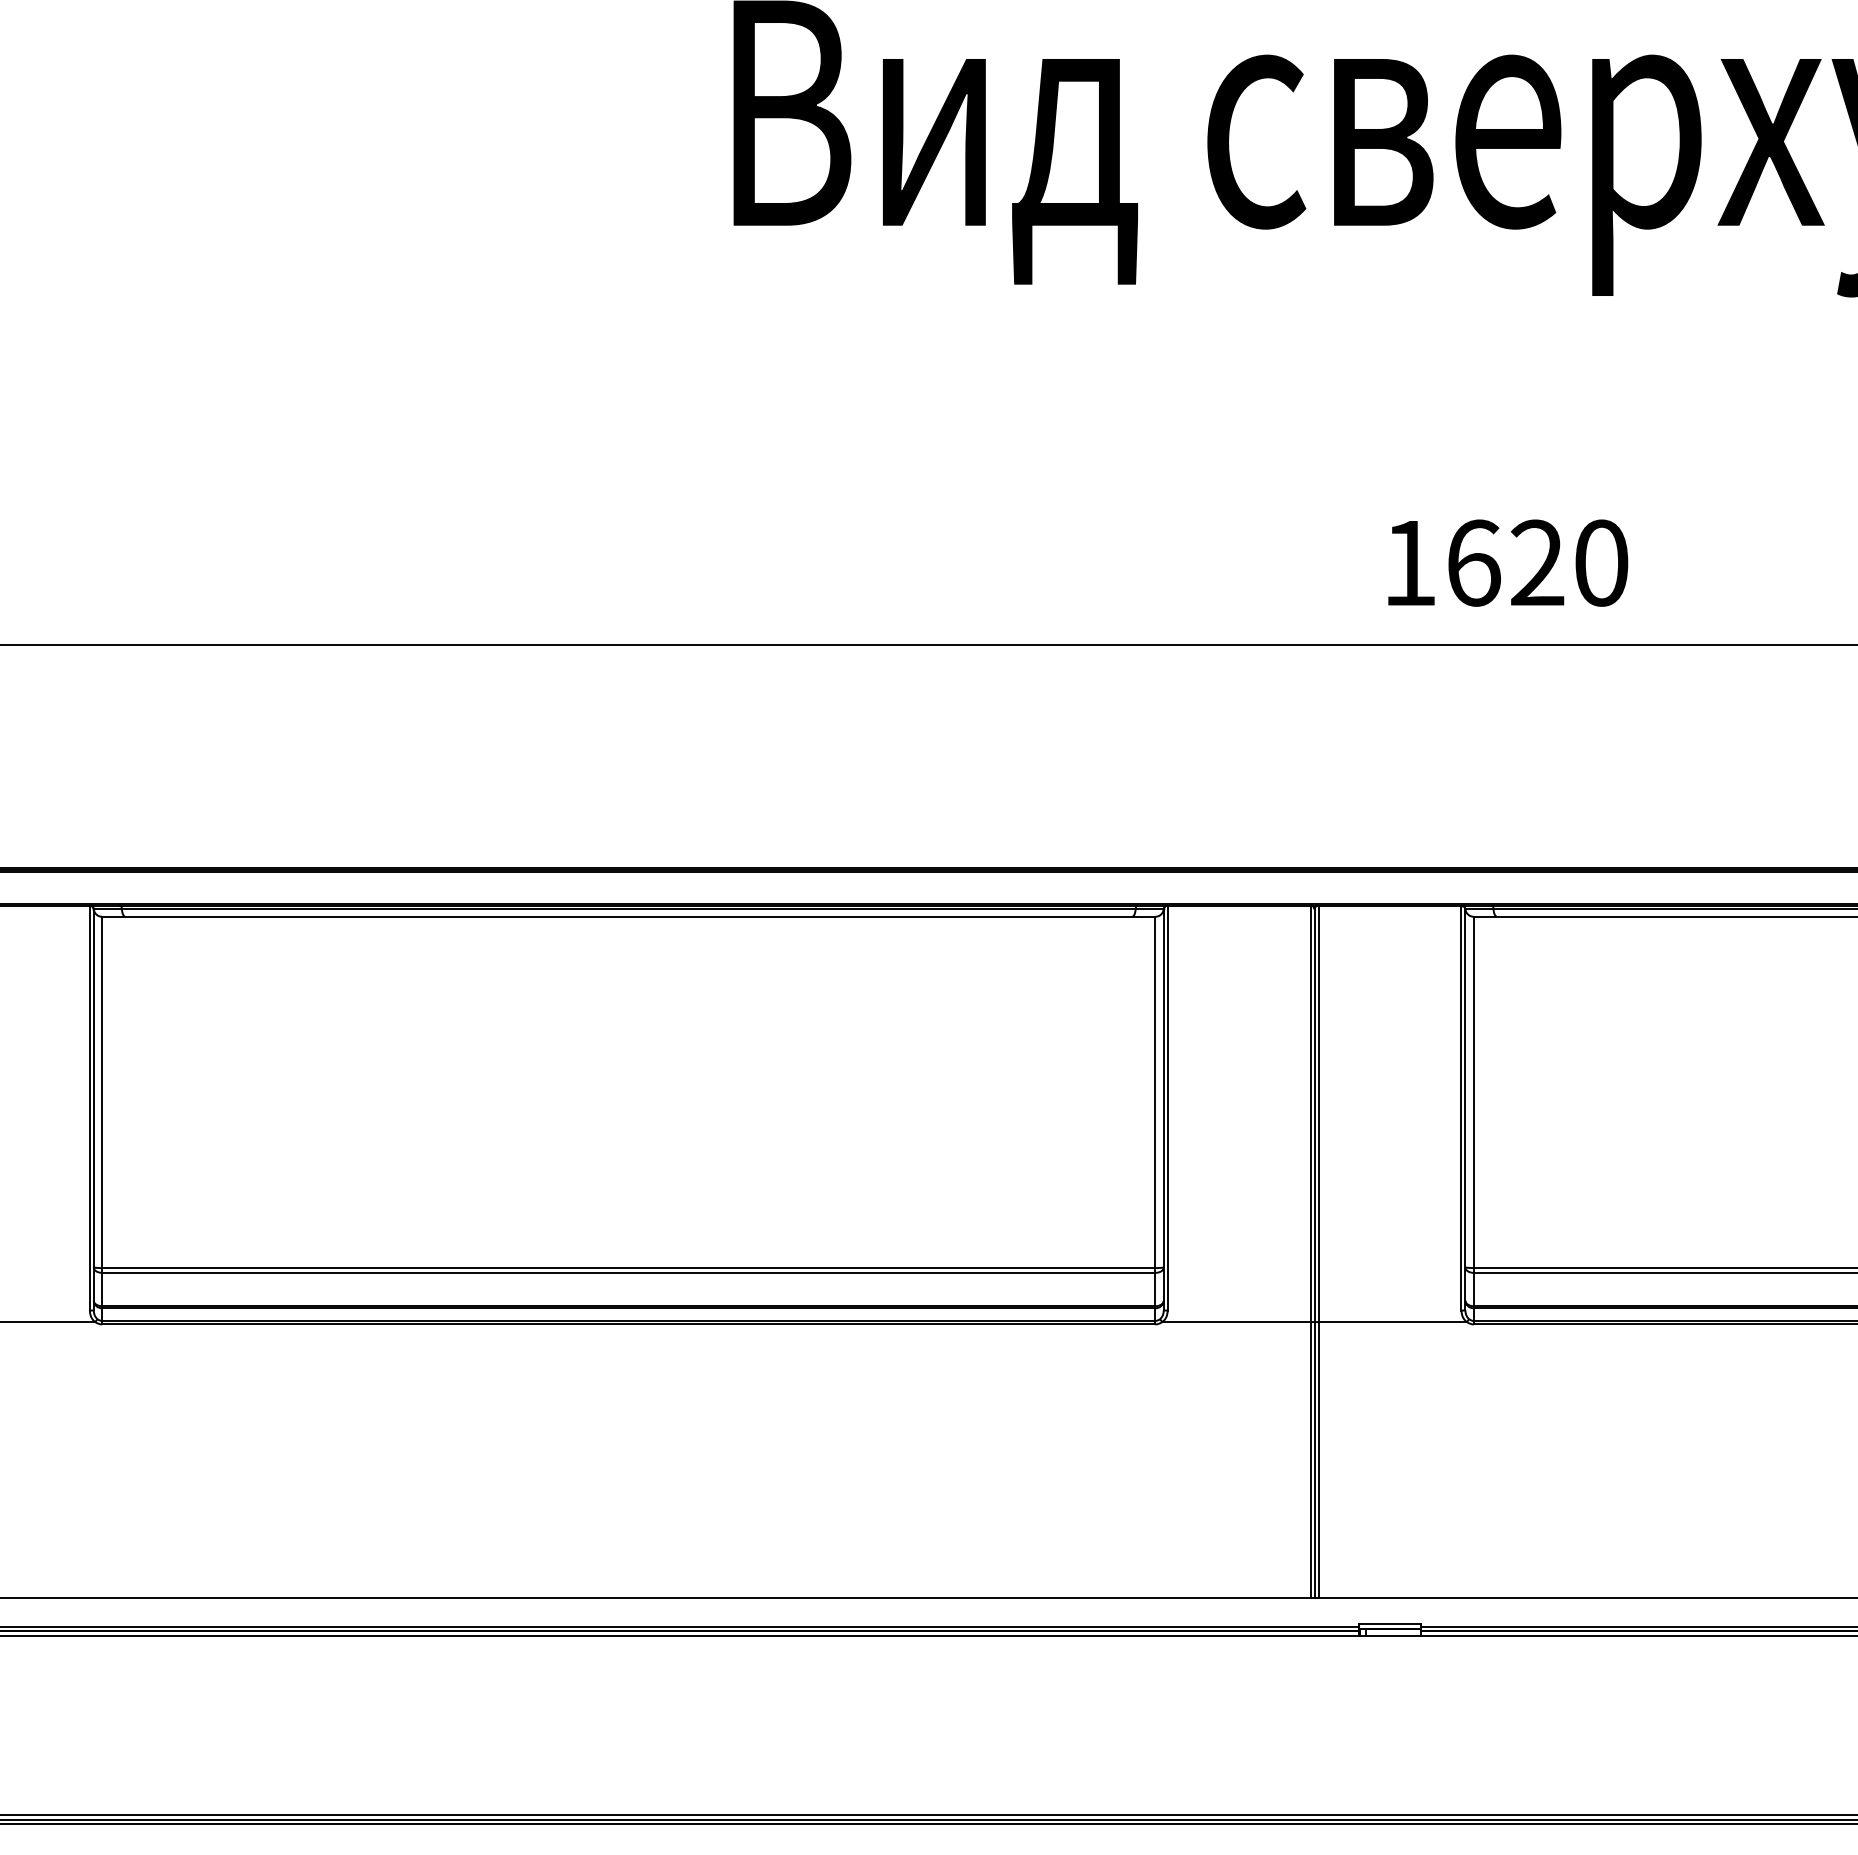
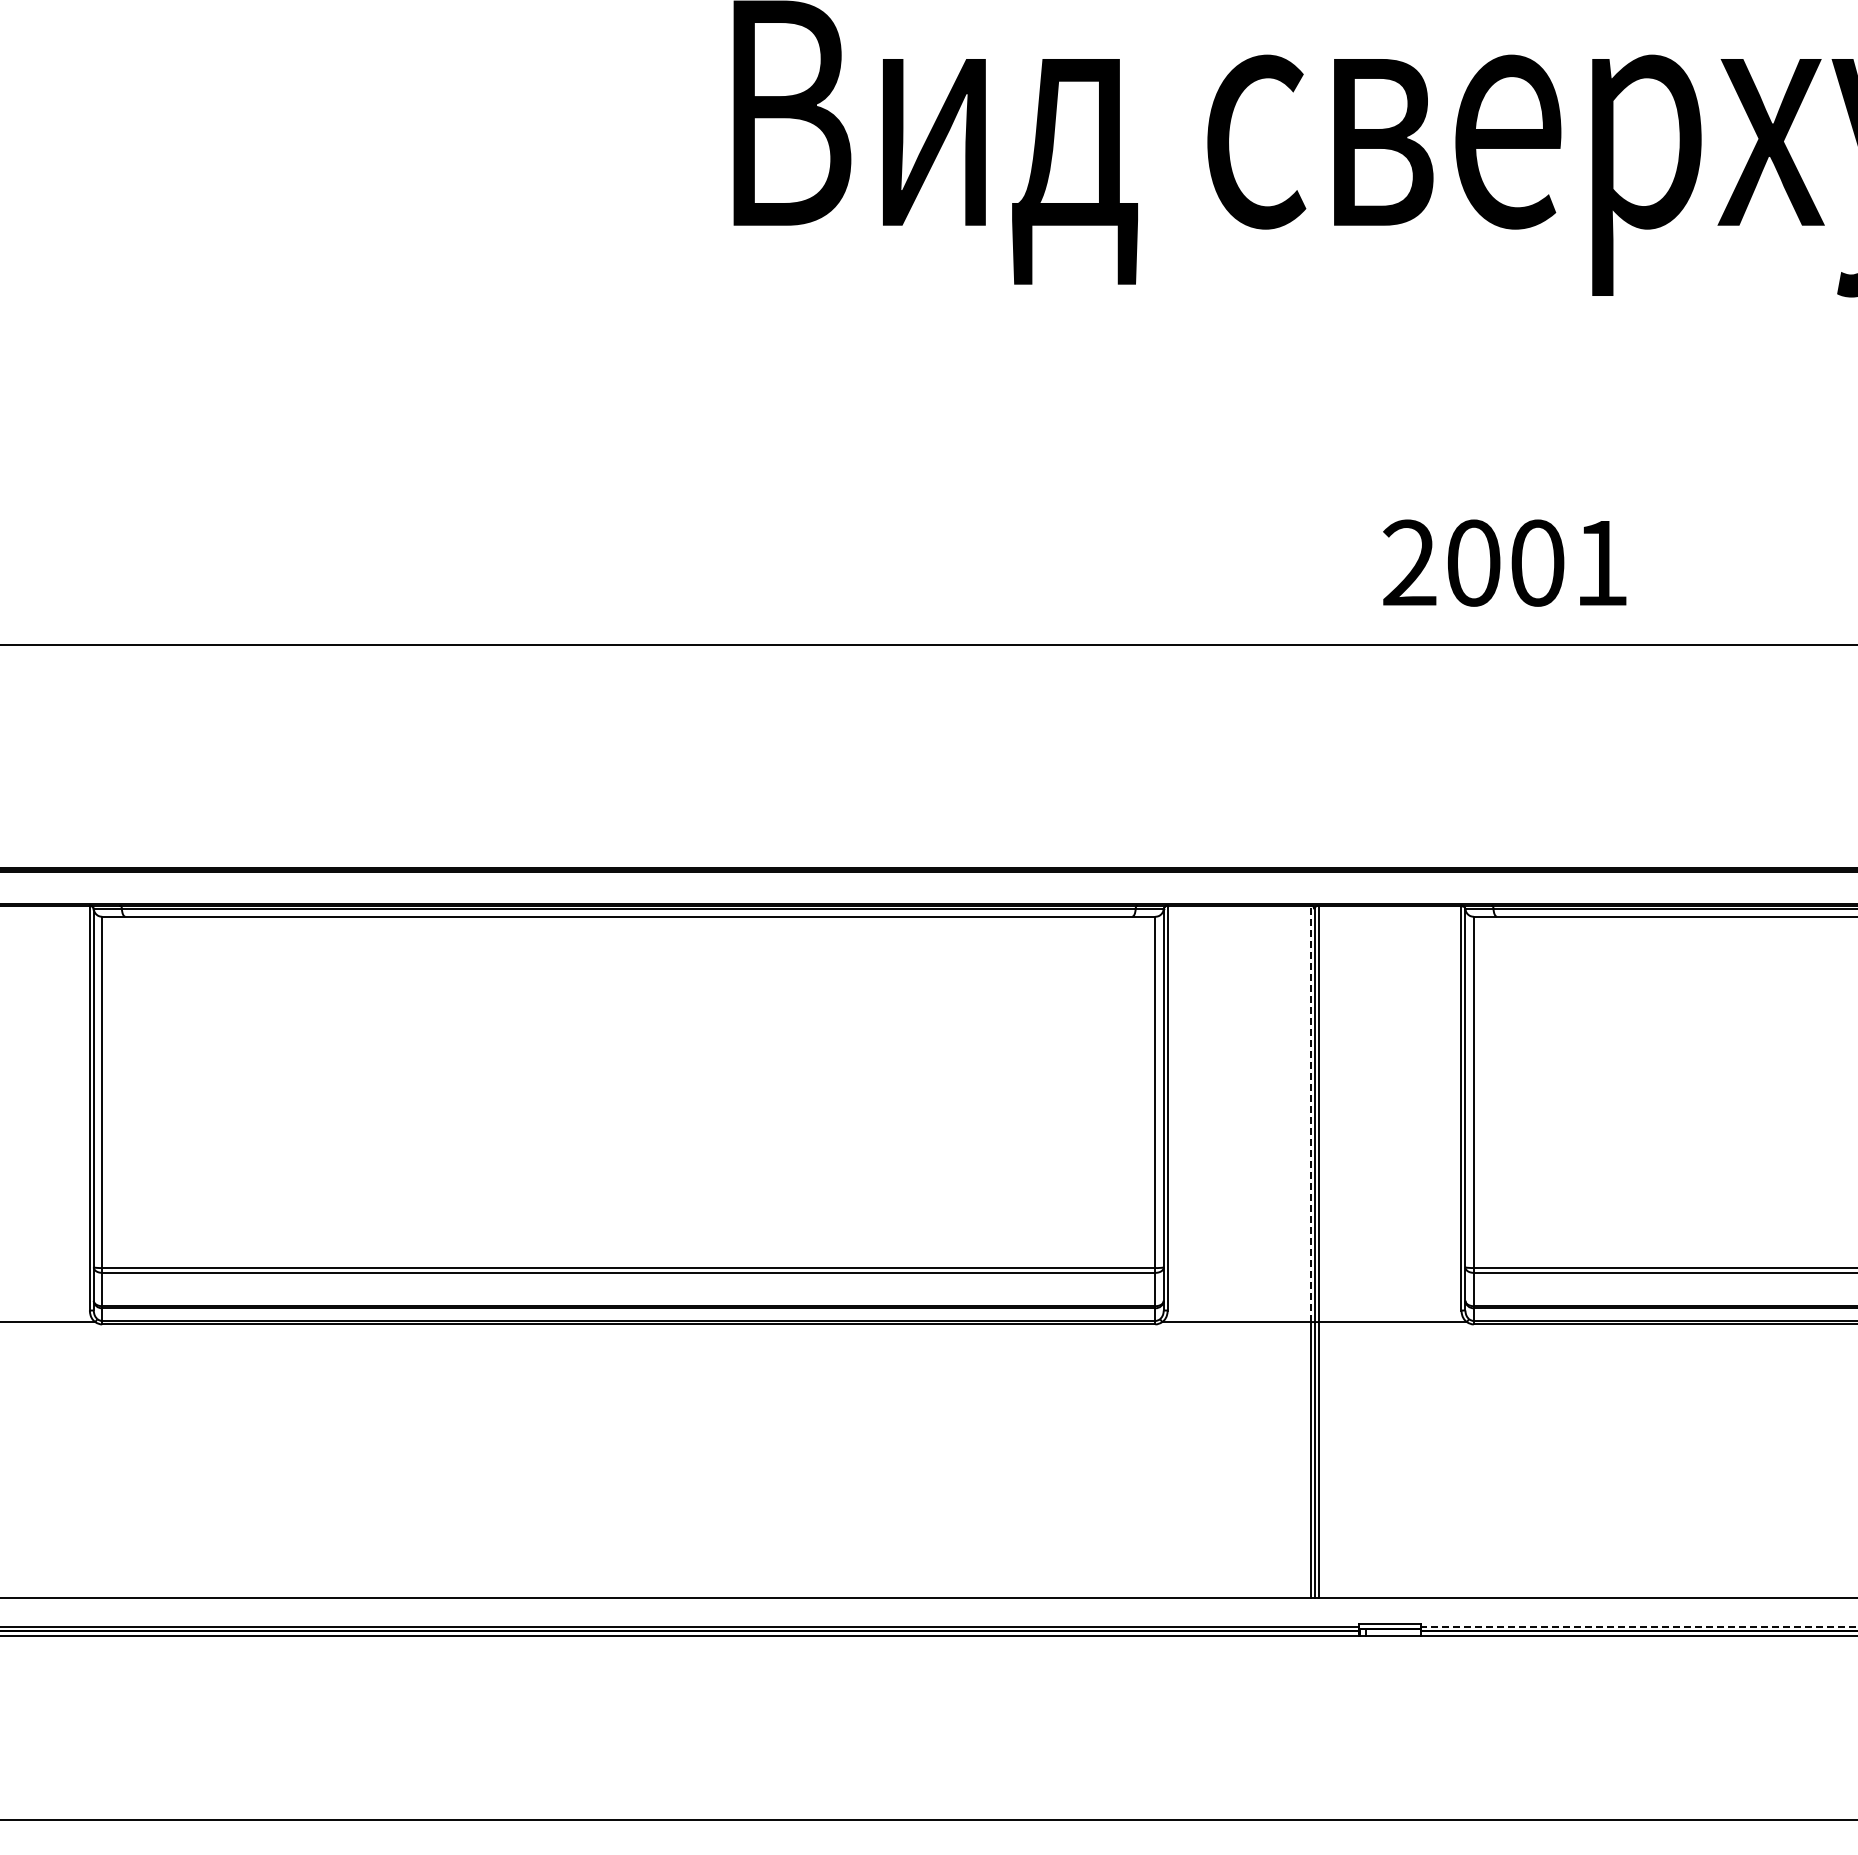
text: 1620 -> 2001 (1505, 562)
line: solid -> dashed (1310, 1113)
line: solid -> dashed (1638, 1626)
line: present -> none (928, 1815)
line: present -> none (928, 1824)
